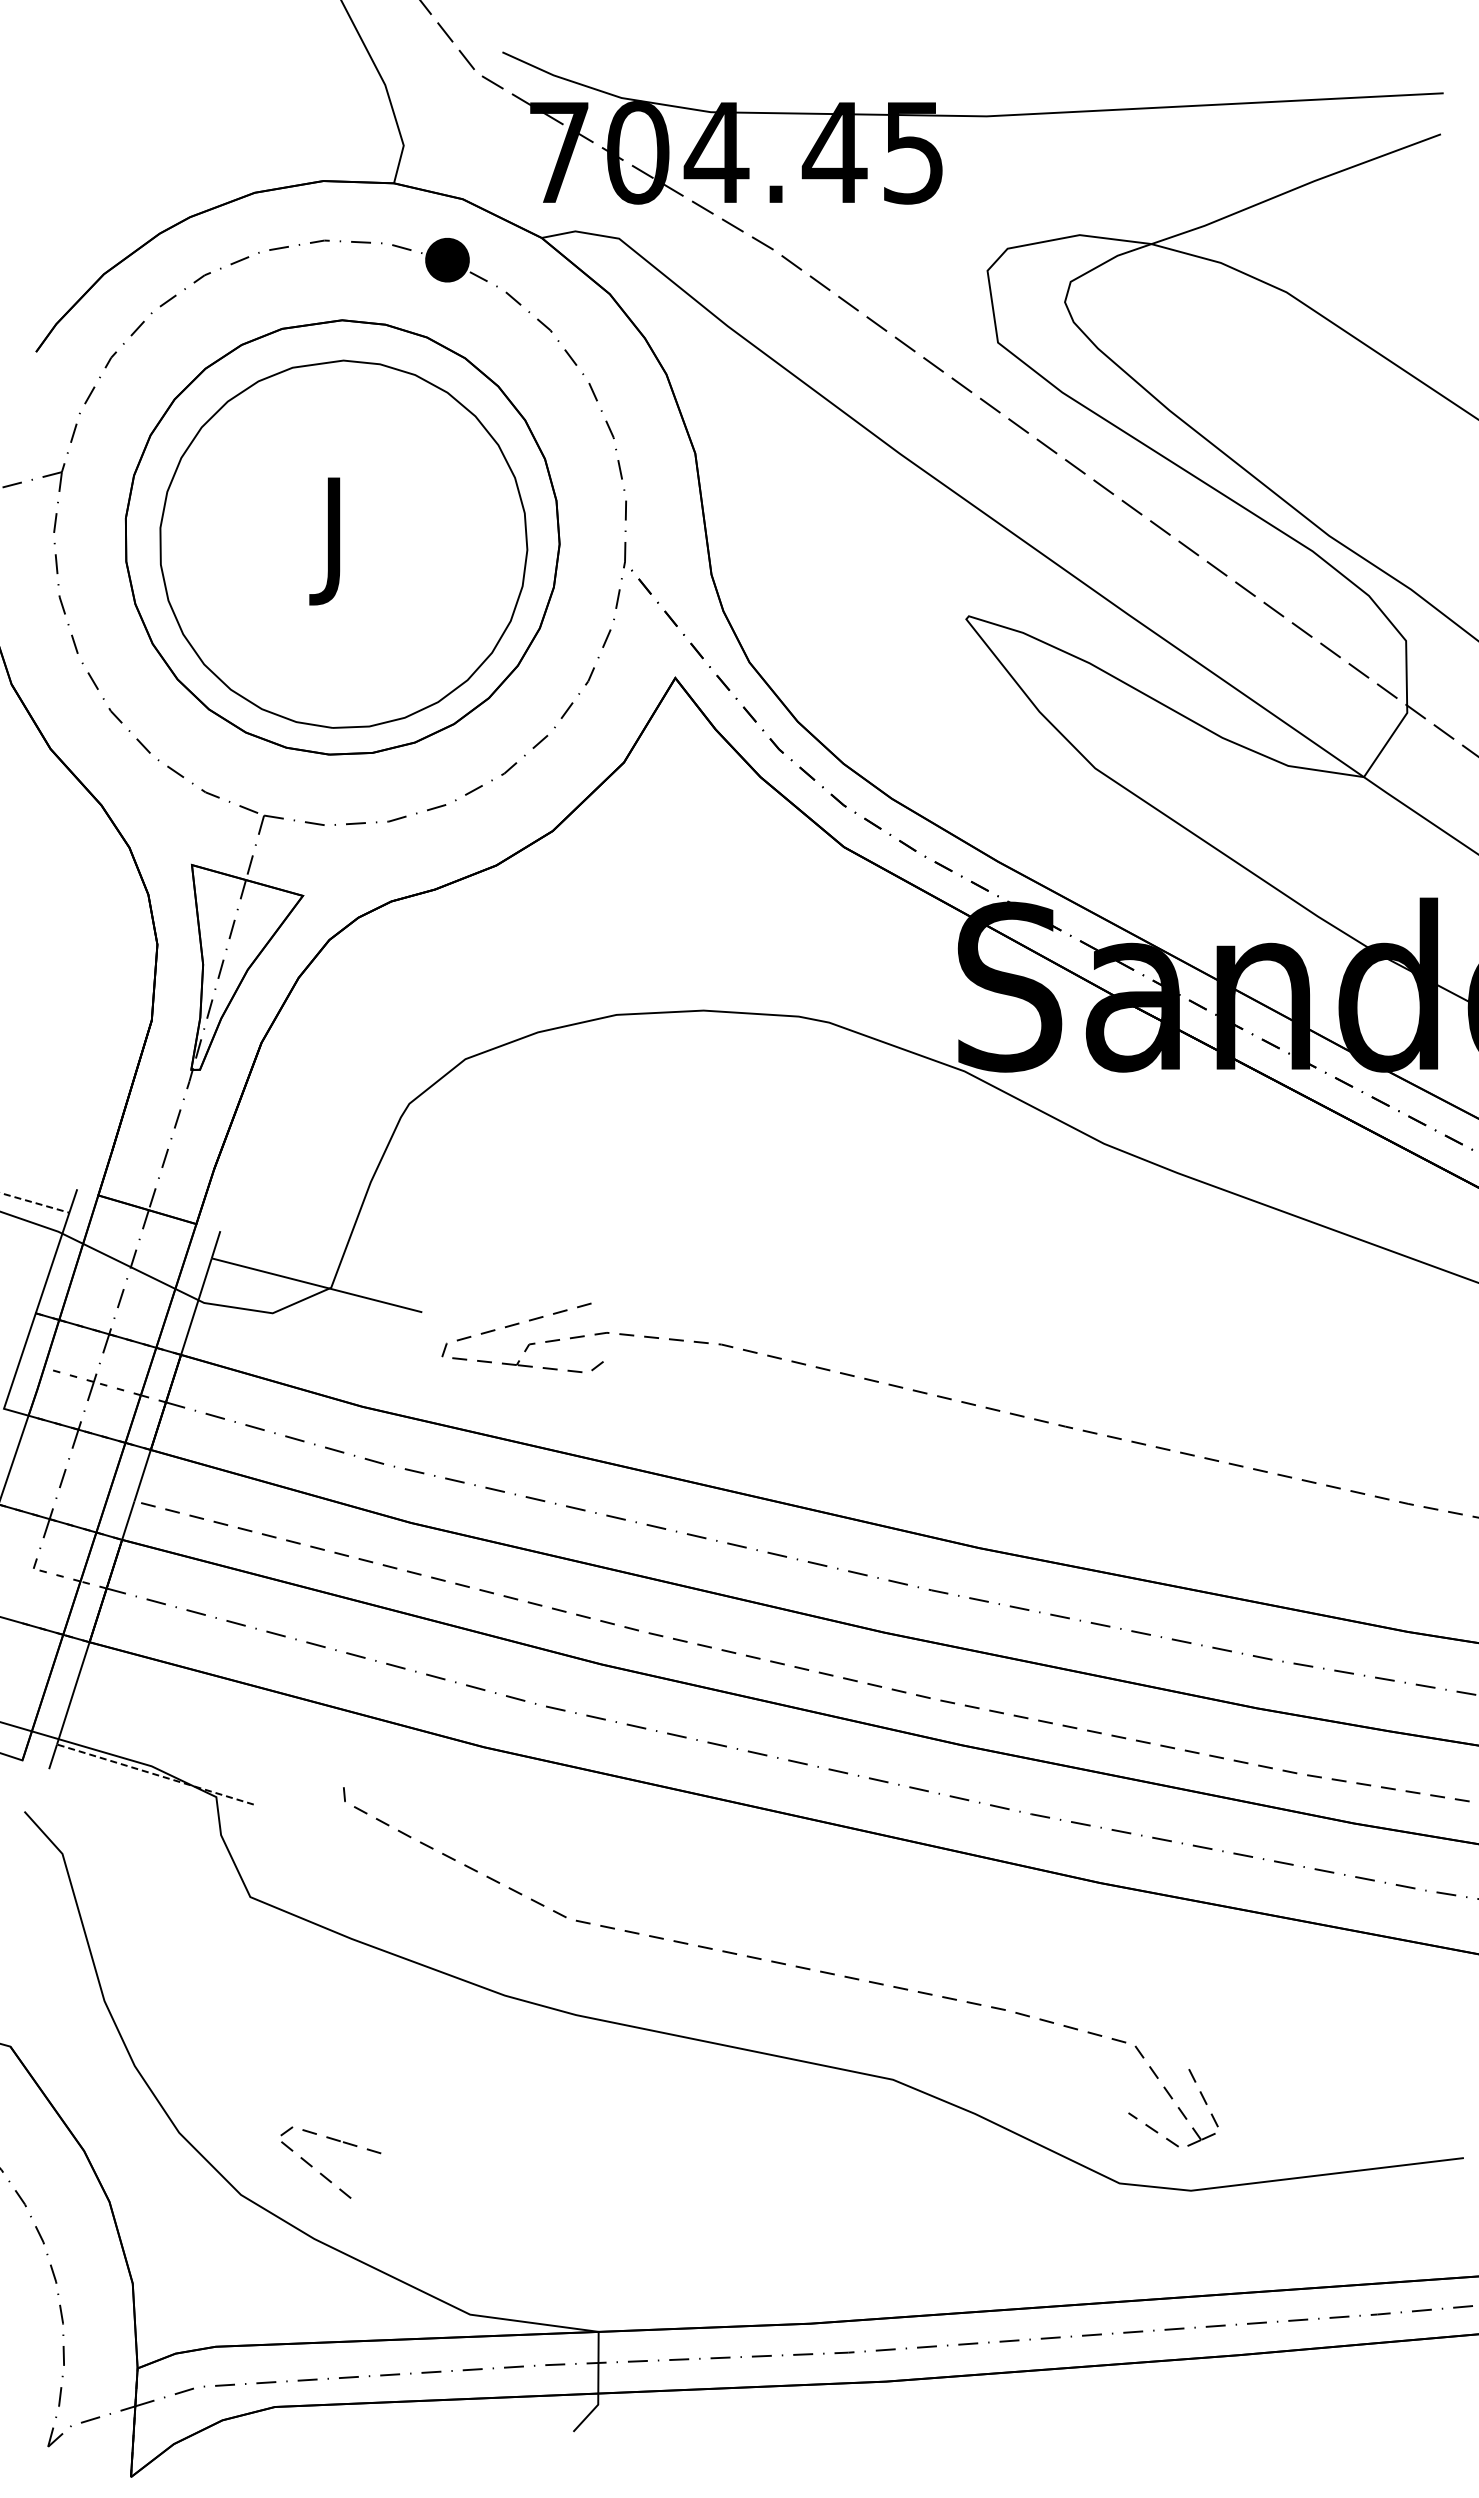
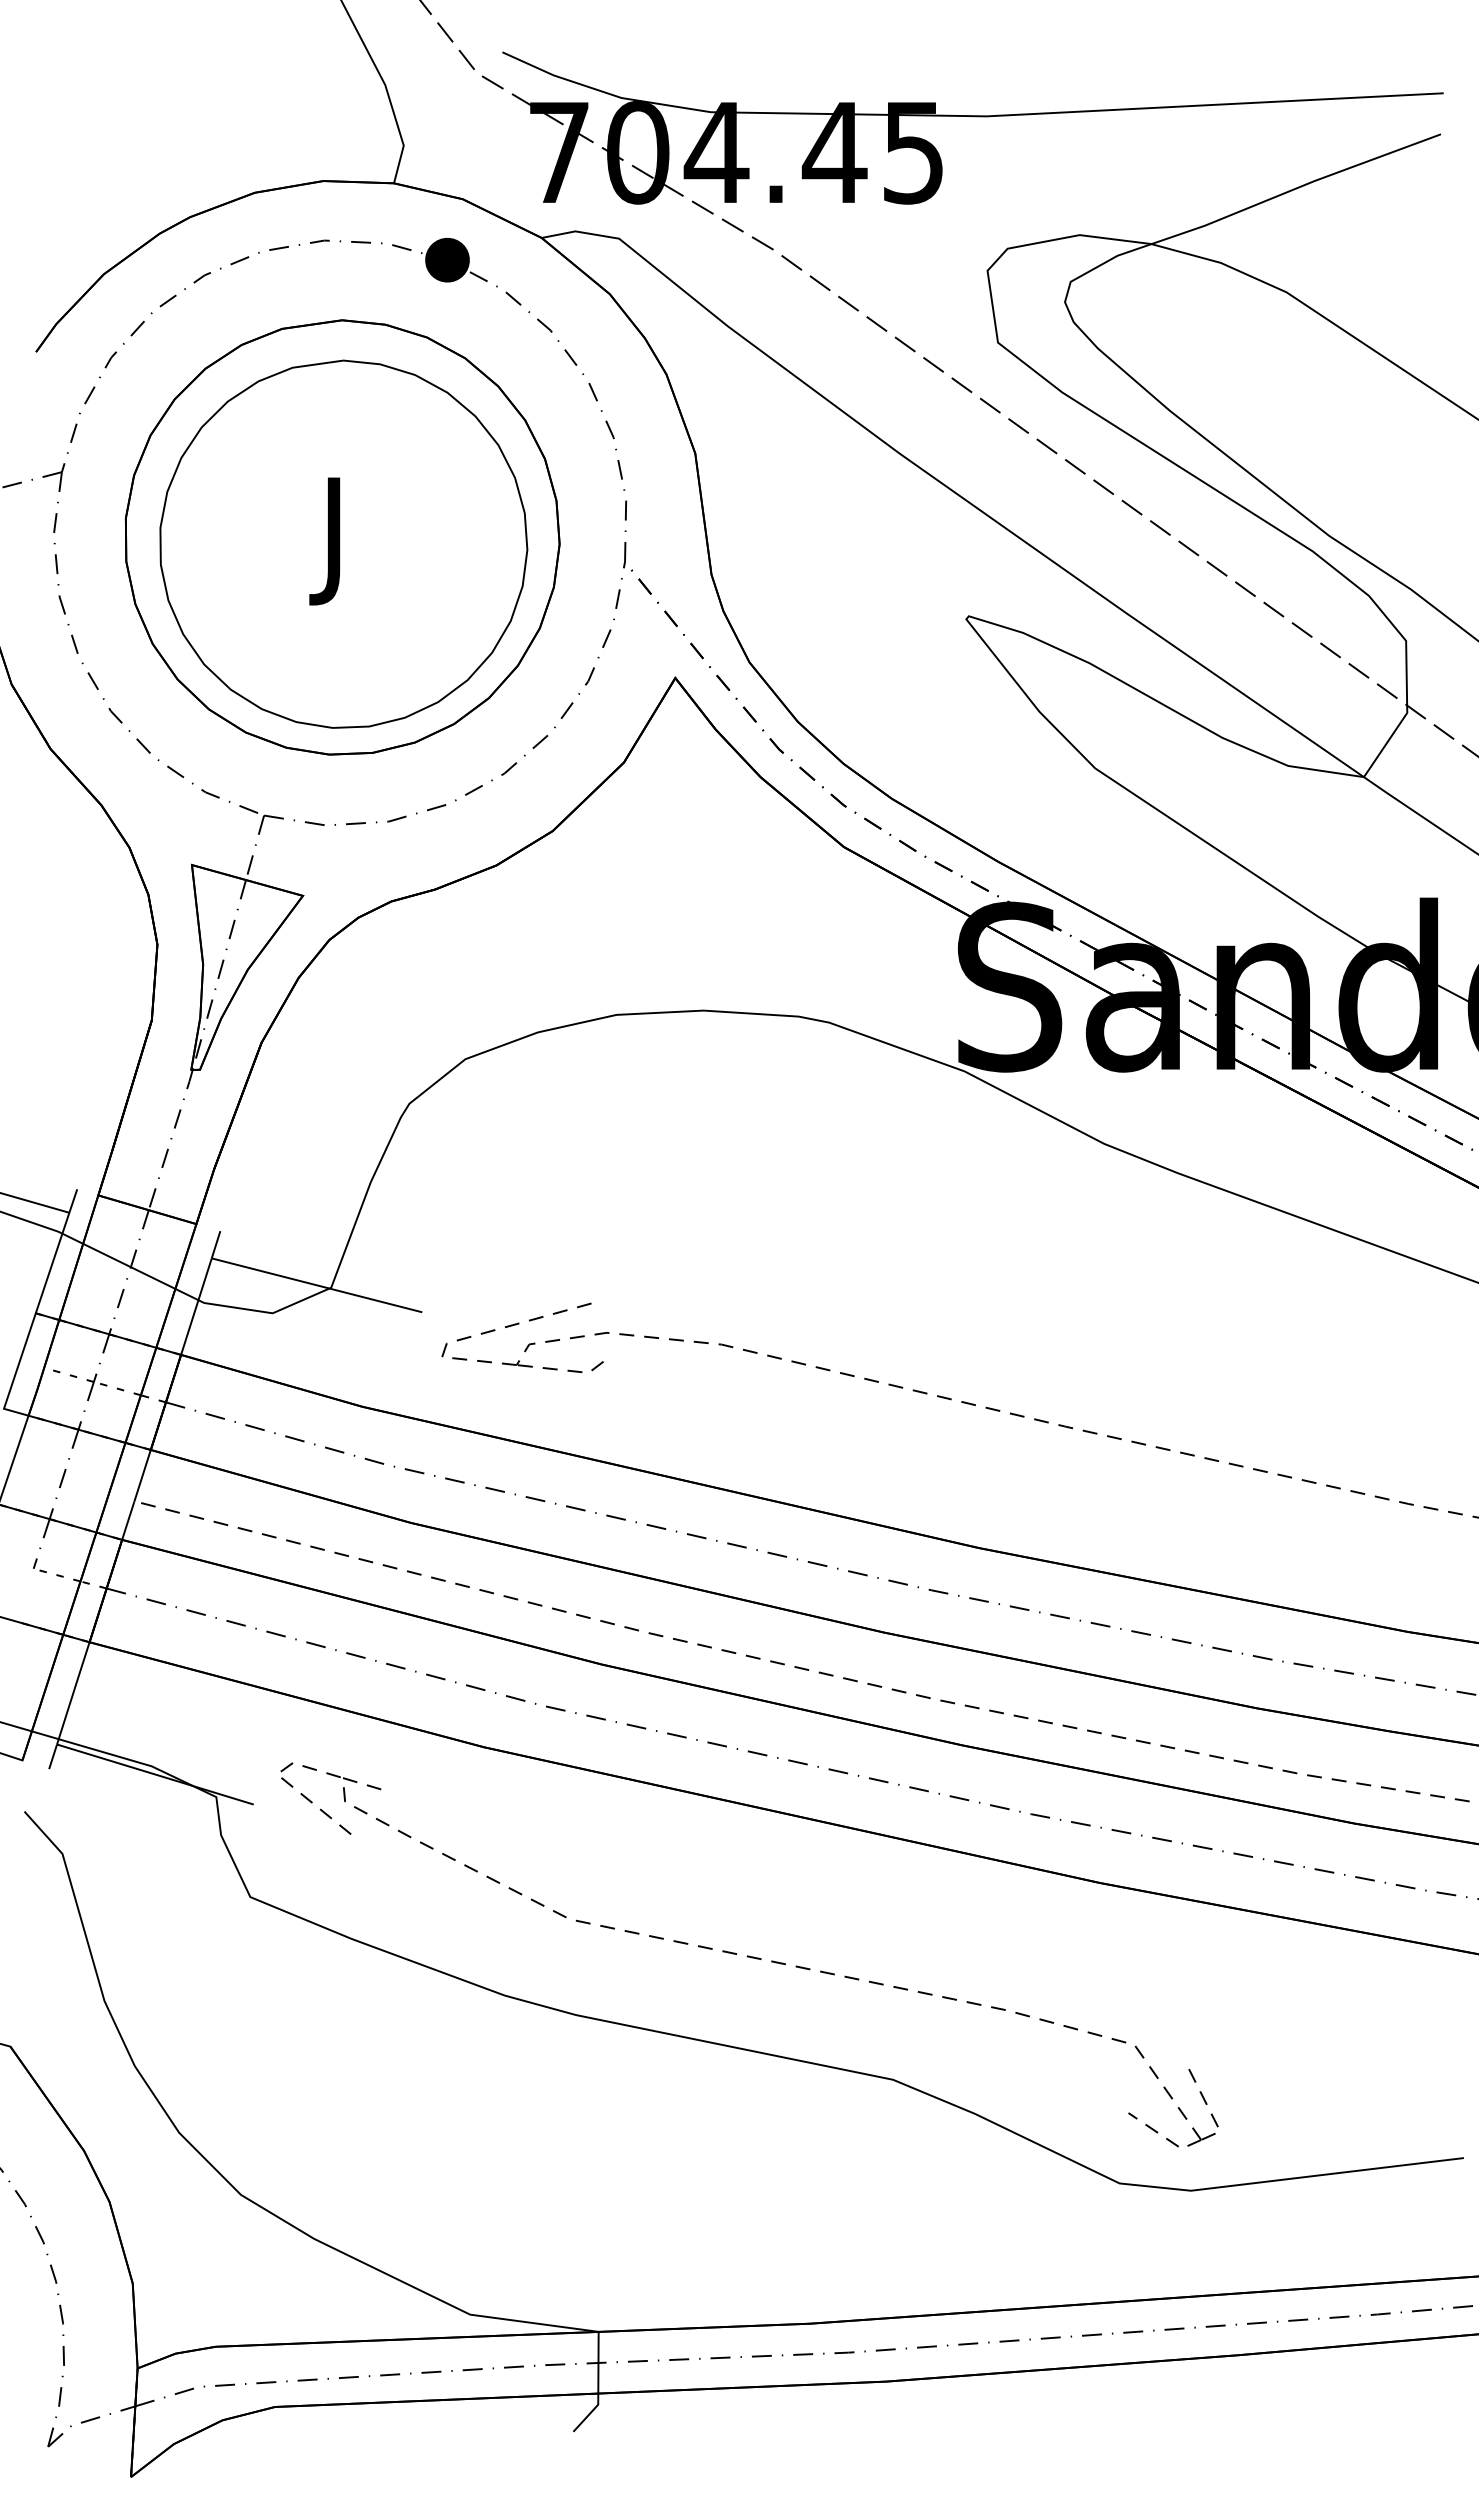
line: dashed -> solid (34, 1202)
line: dashed -> solid (155, 1774)
part position: (322, 2173) -> (322, 1809) (322, 1809)
